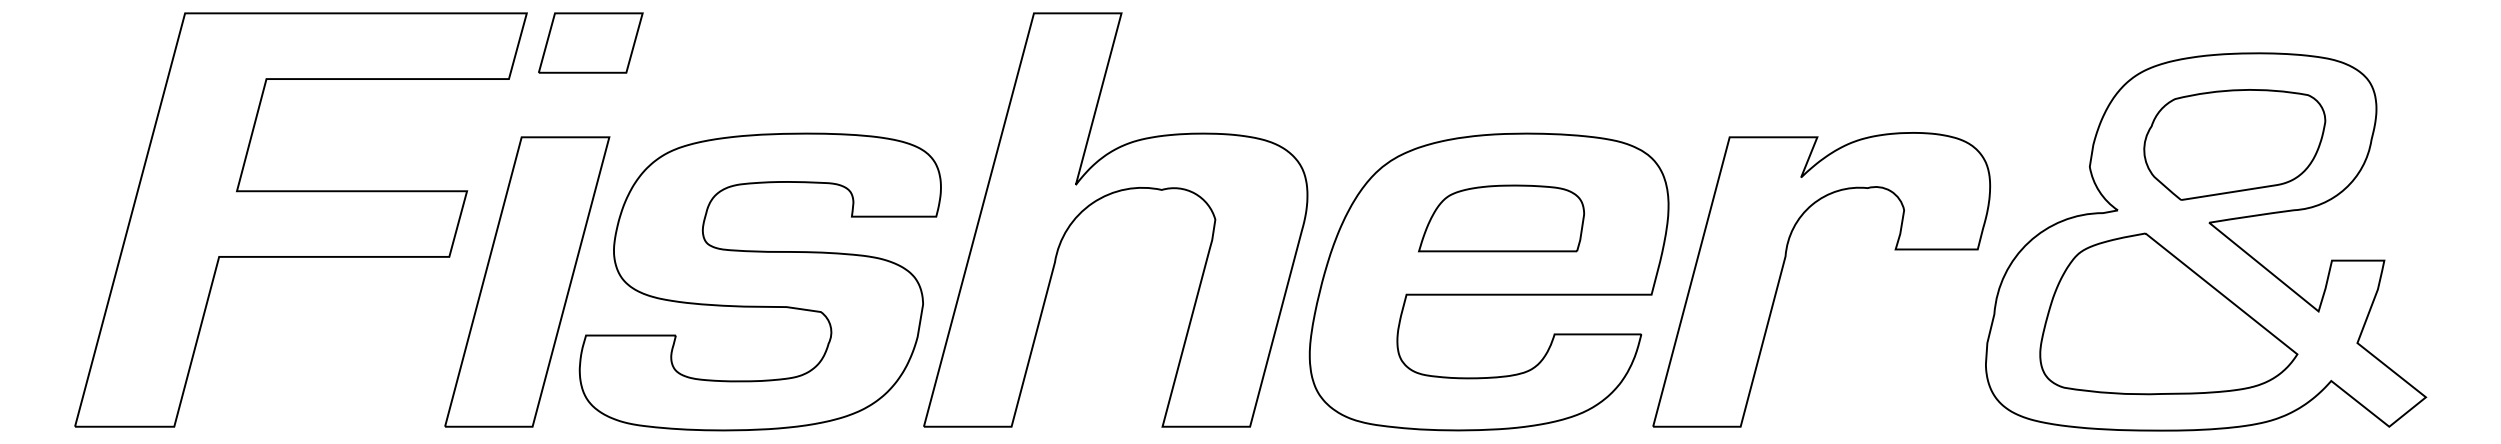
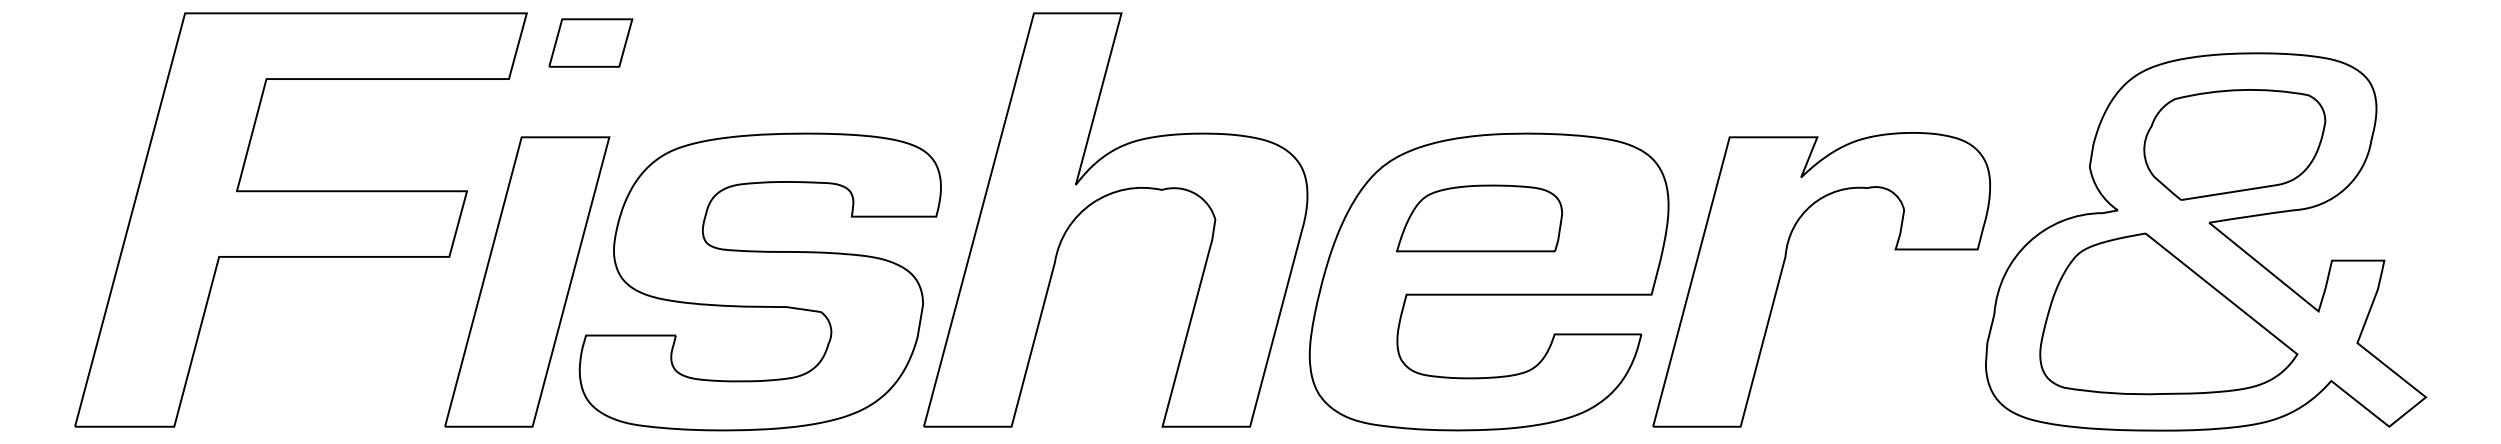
part size: 106x62 px -> 86x50 px (590, 42)
part position: (1501, 218) -> (1479, 218) (1479, 218)
